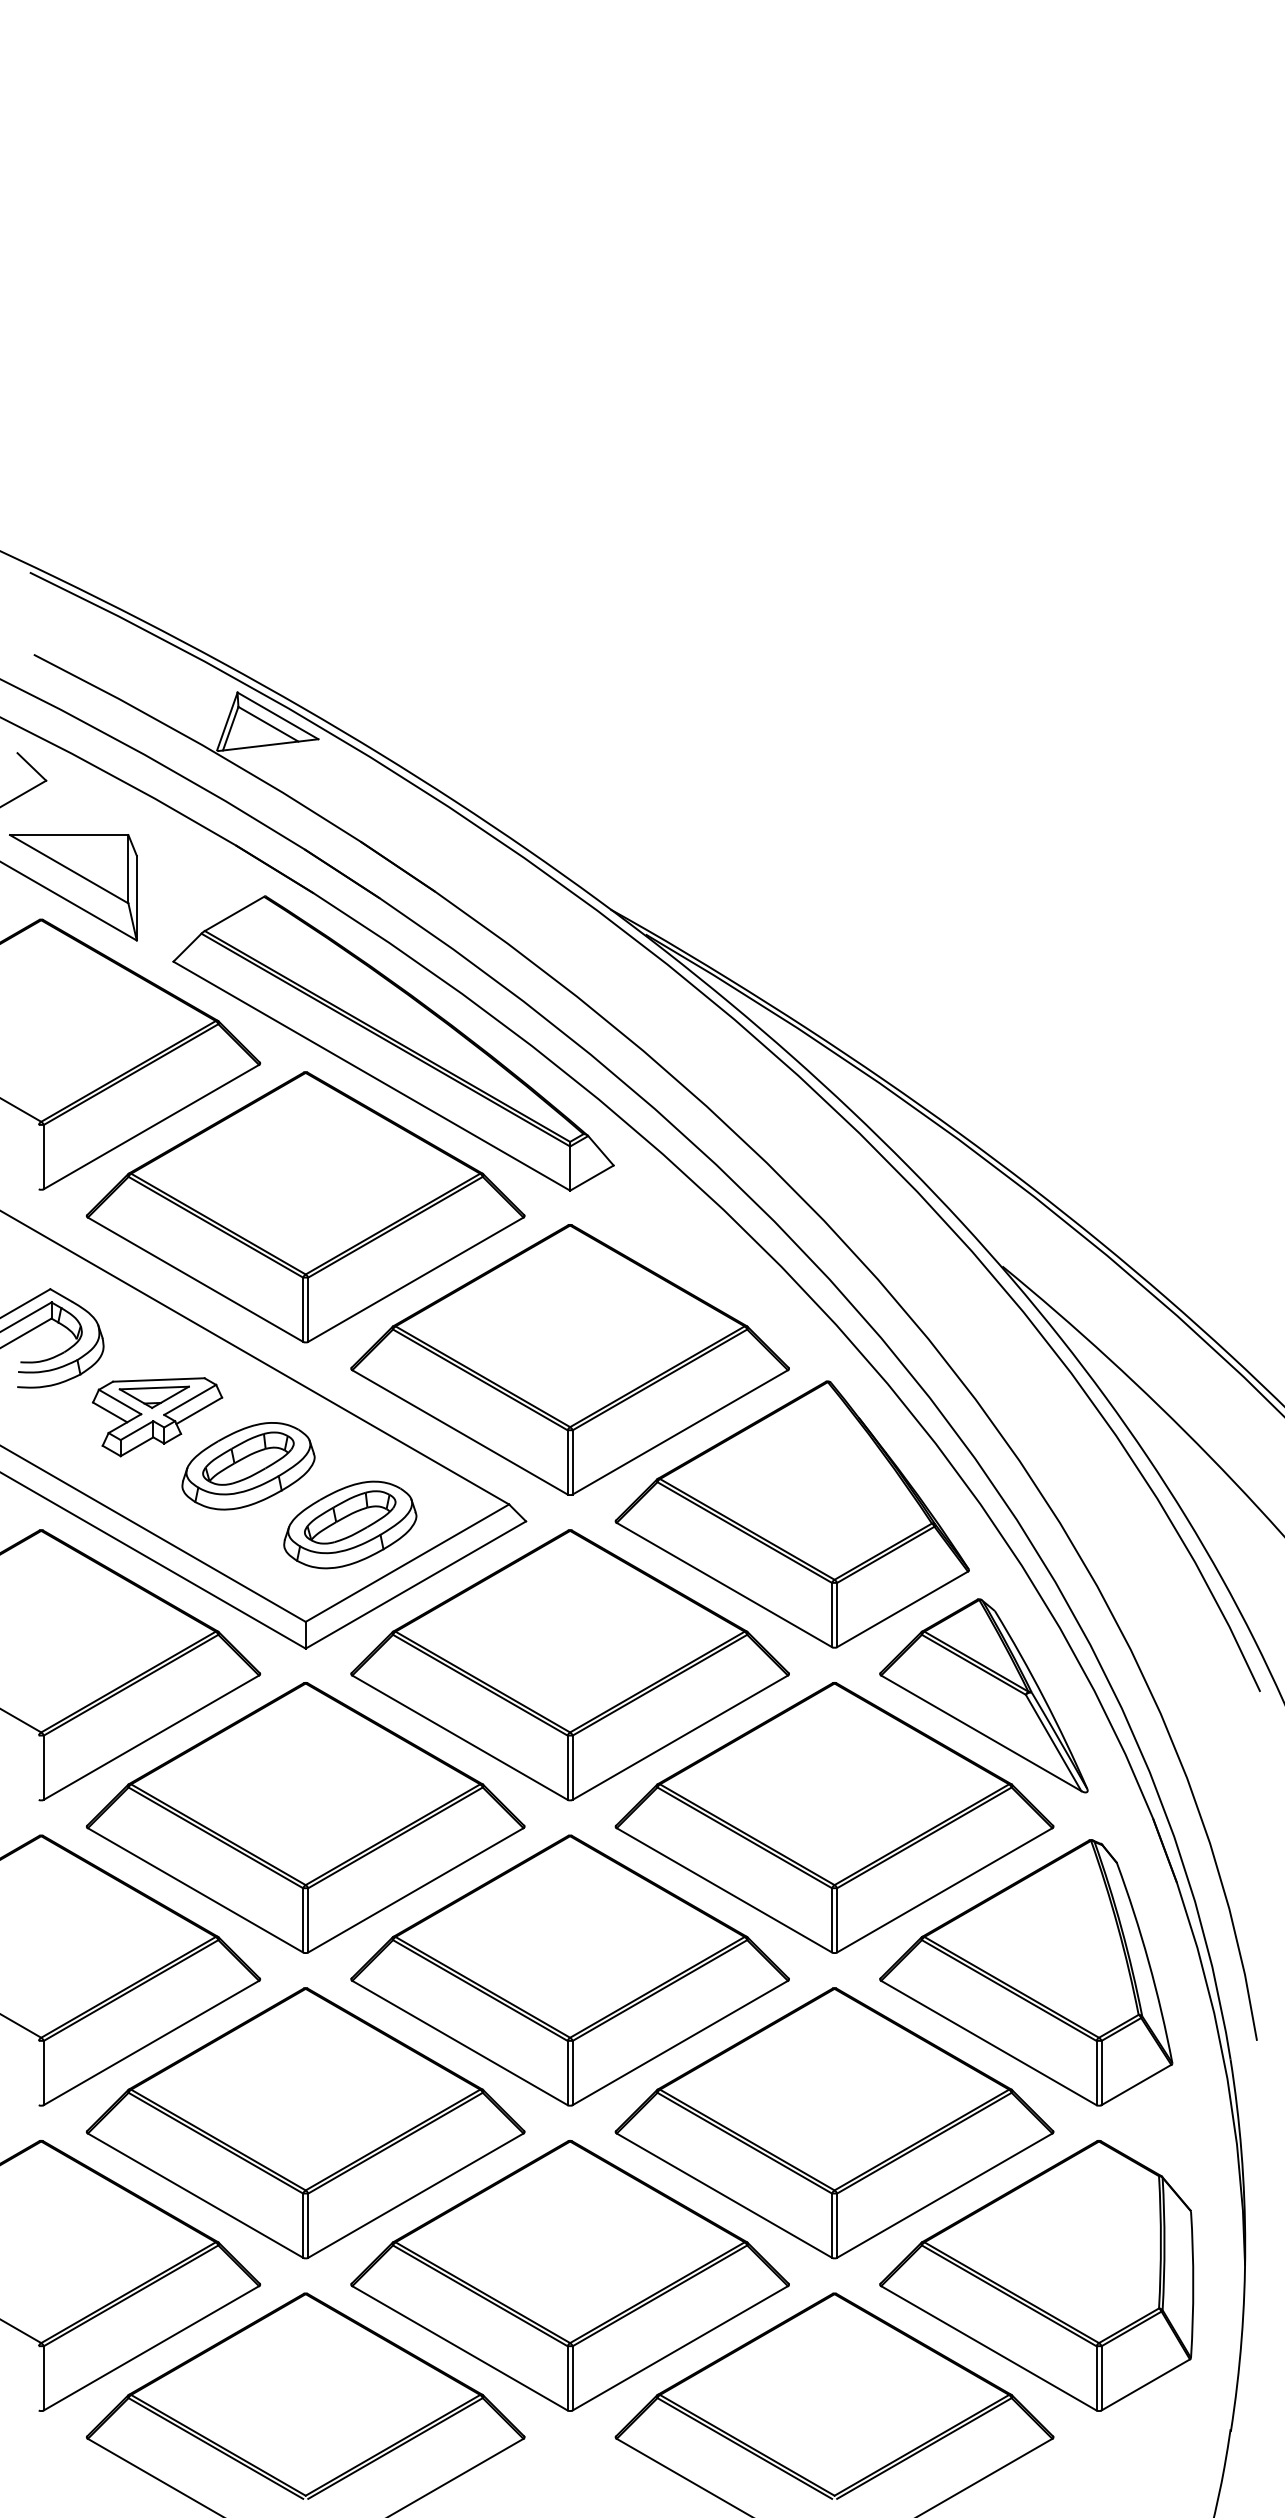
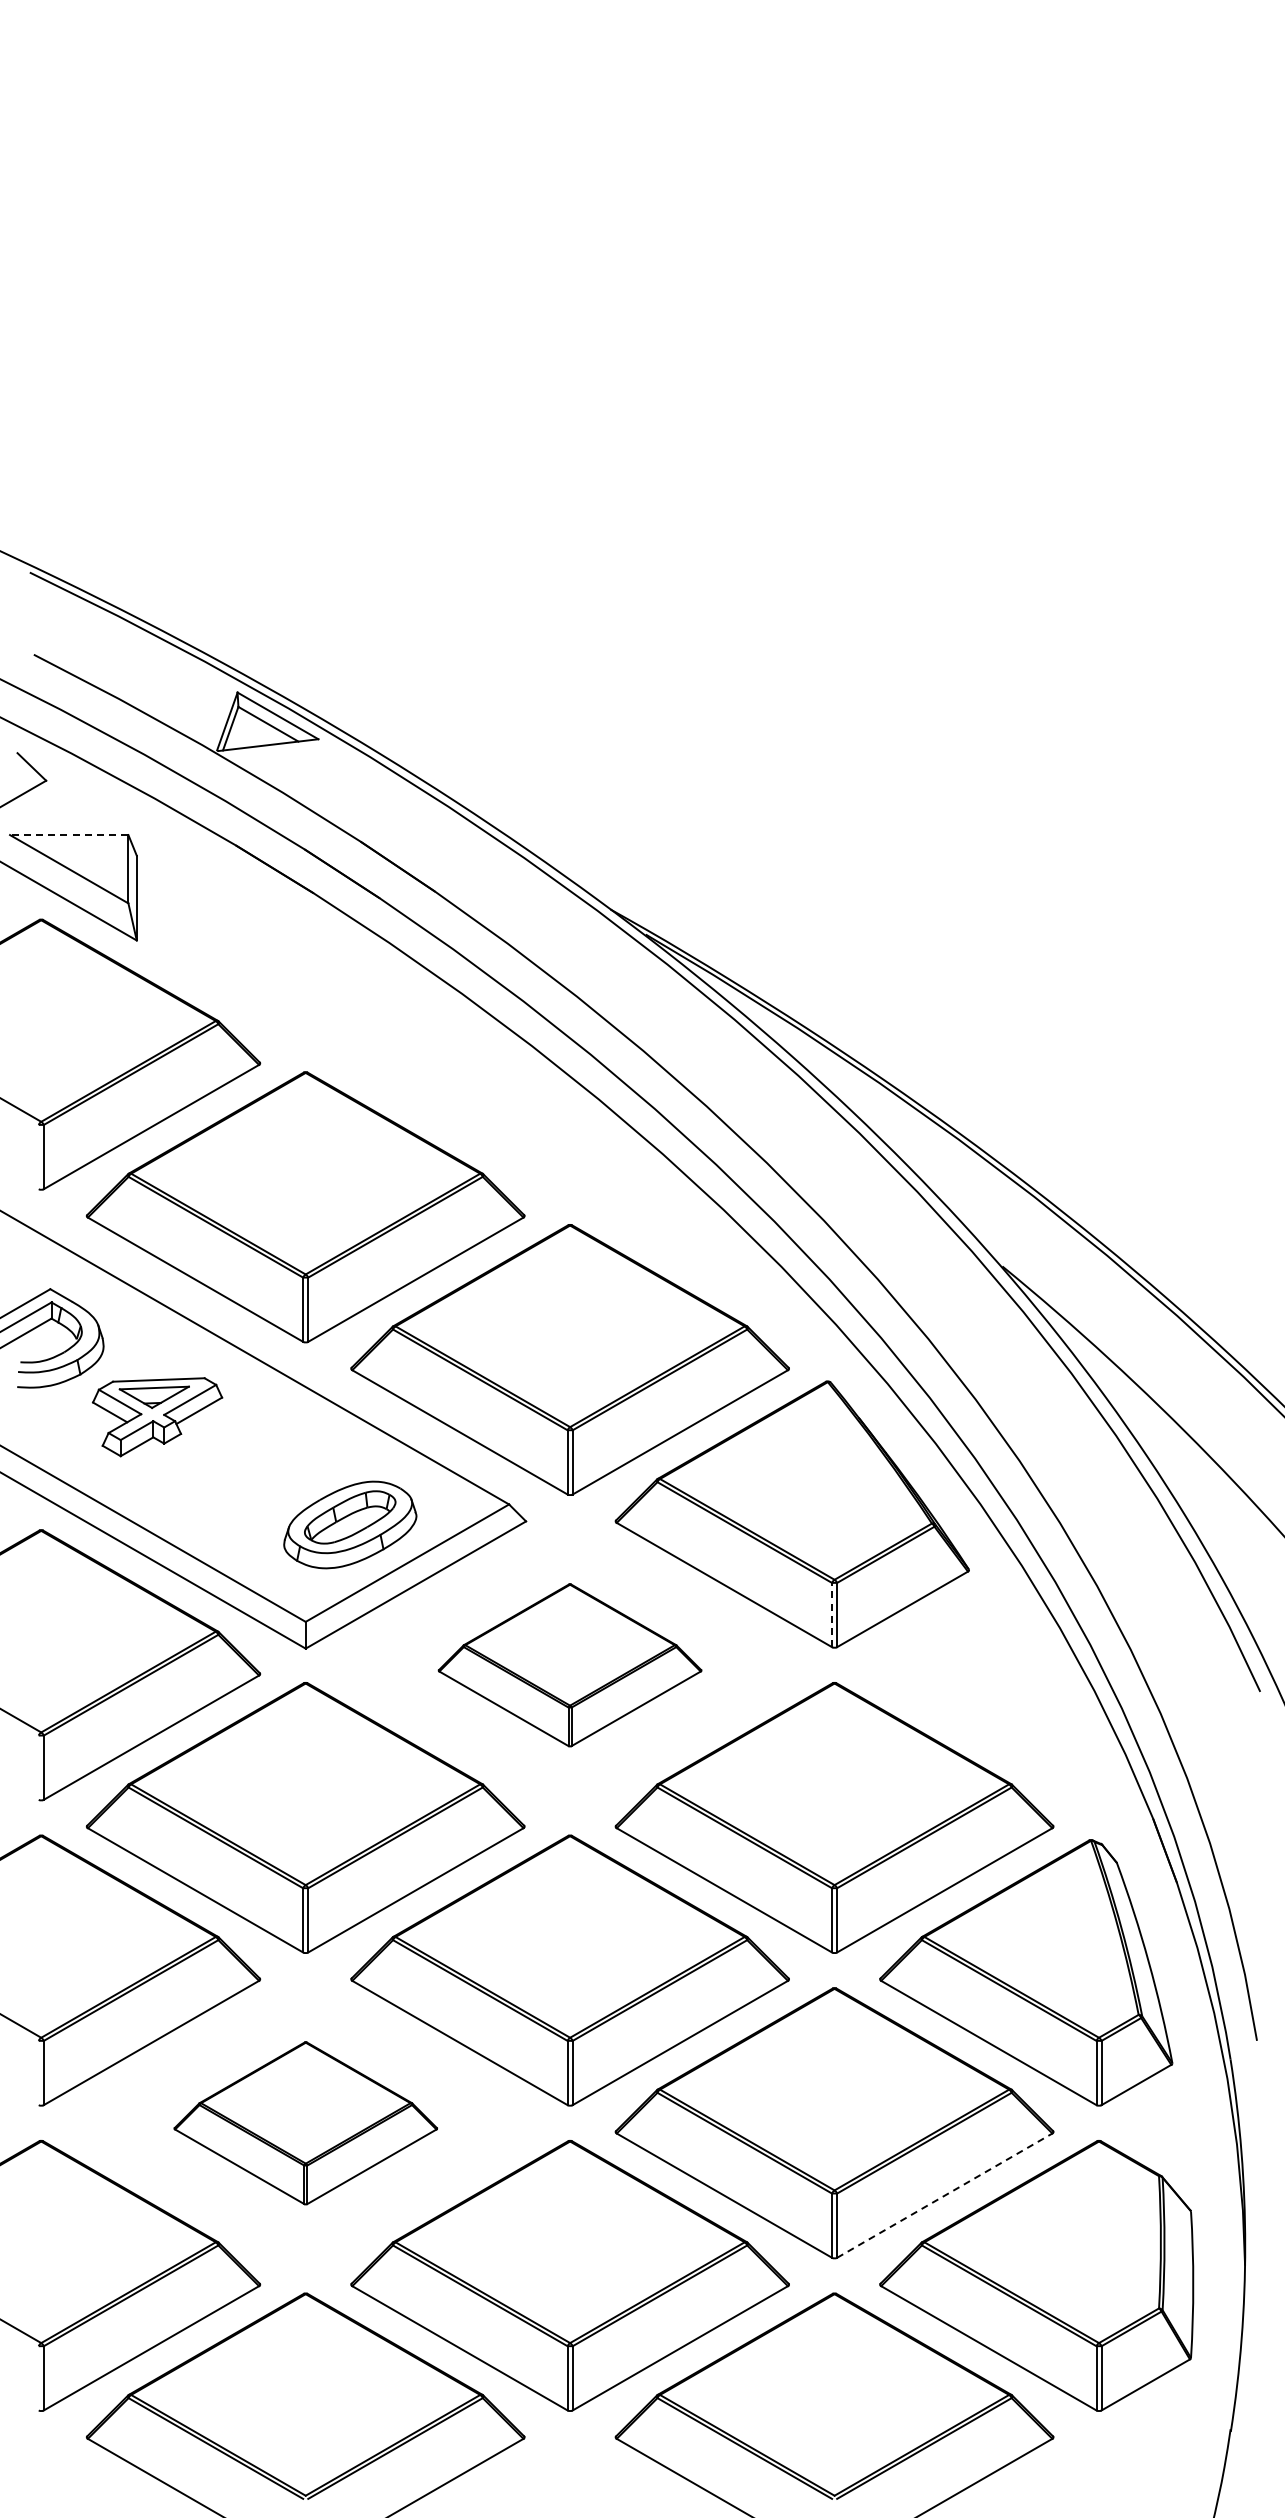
line: solid -> dashed (68, 835)
part: present -> none (393, 1043)
part: present -> none (248, 1466)
line: solid -> dashed (832, 1614)
part size: 440x273 px -> 266x165 px (569, 1665)
part: present -> none (983, 1695)
part size: 440x273 px -> 265x165 px (305, 2123)
line: solid -> dashed (945, 2195)
